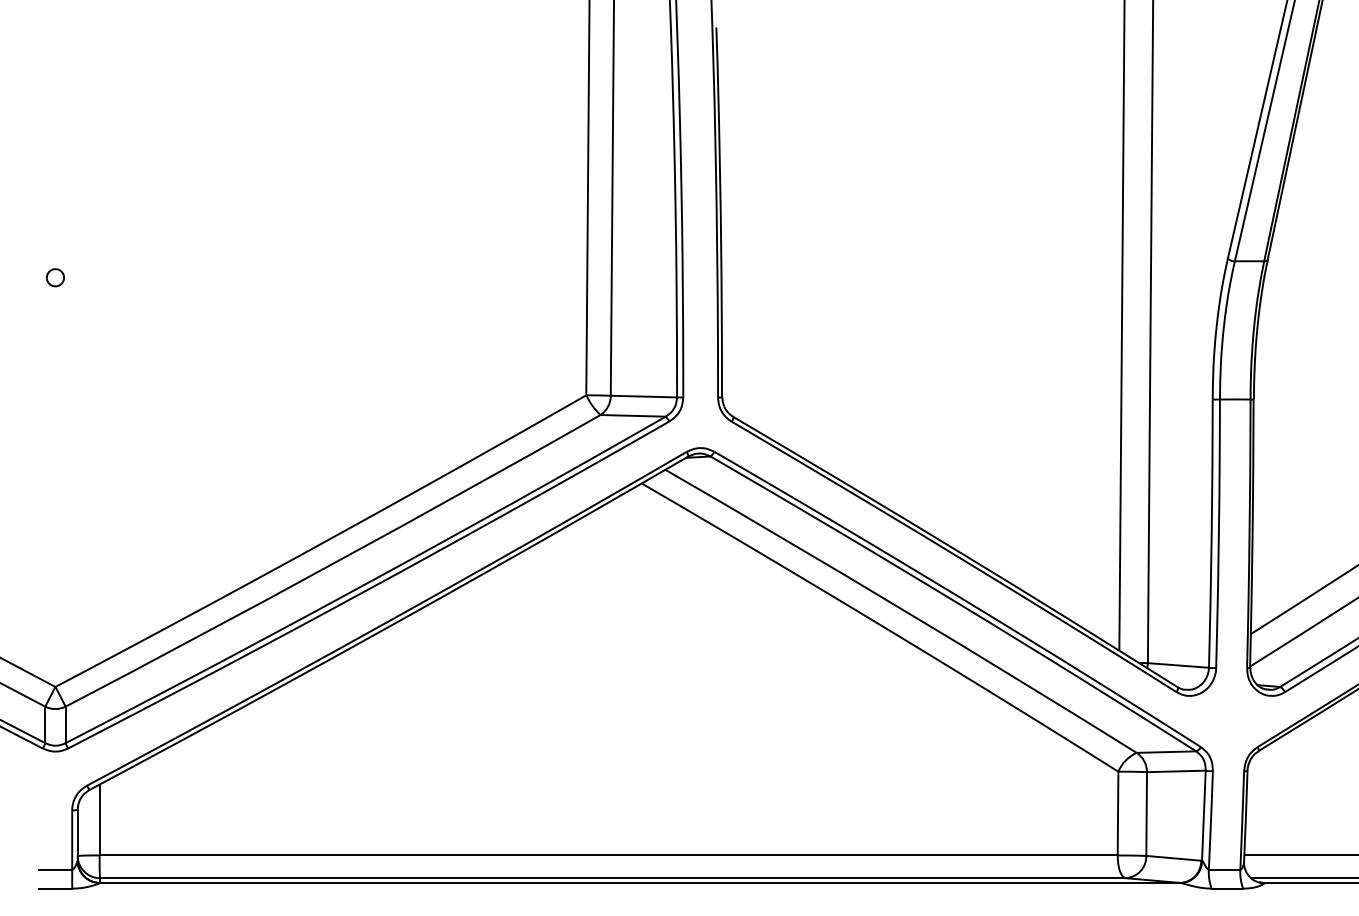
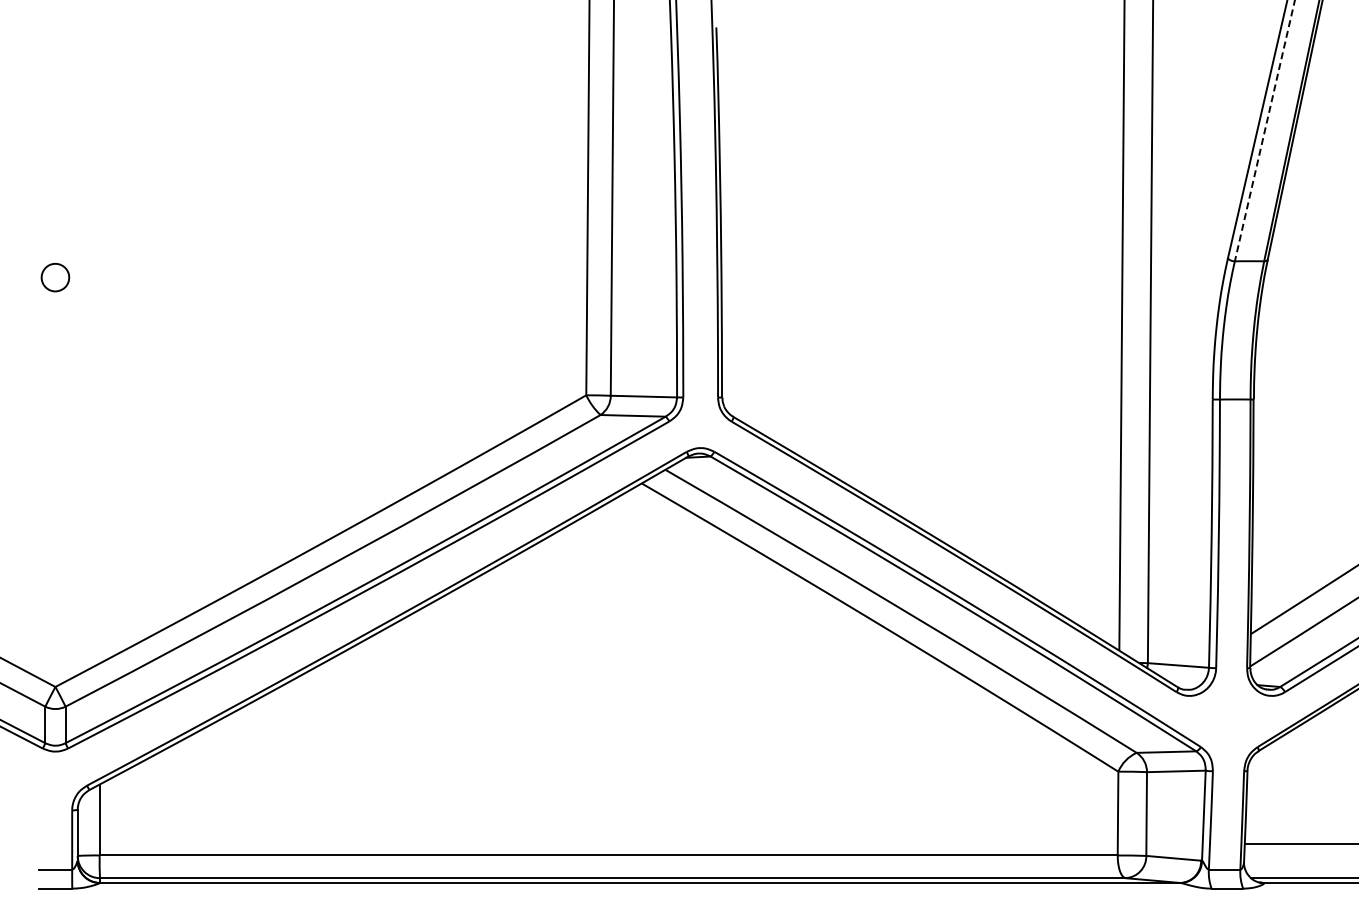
line: solid -> dashed (1264, 130)
part size: 19x20 px -> 31x30 px (55, 277)
line position: (1299, 855) -> (1299, 844) (1299, 844)
